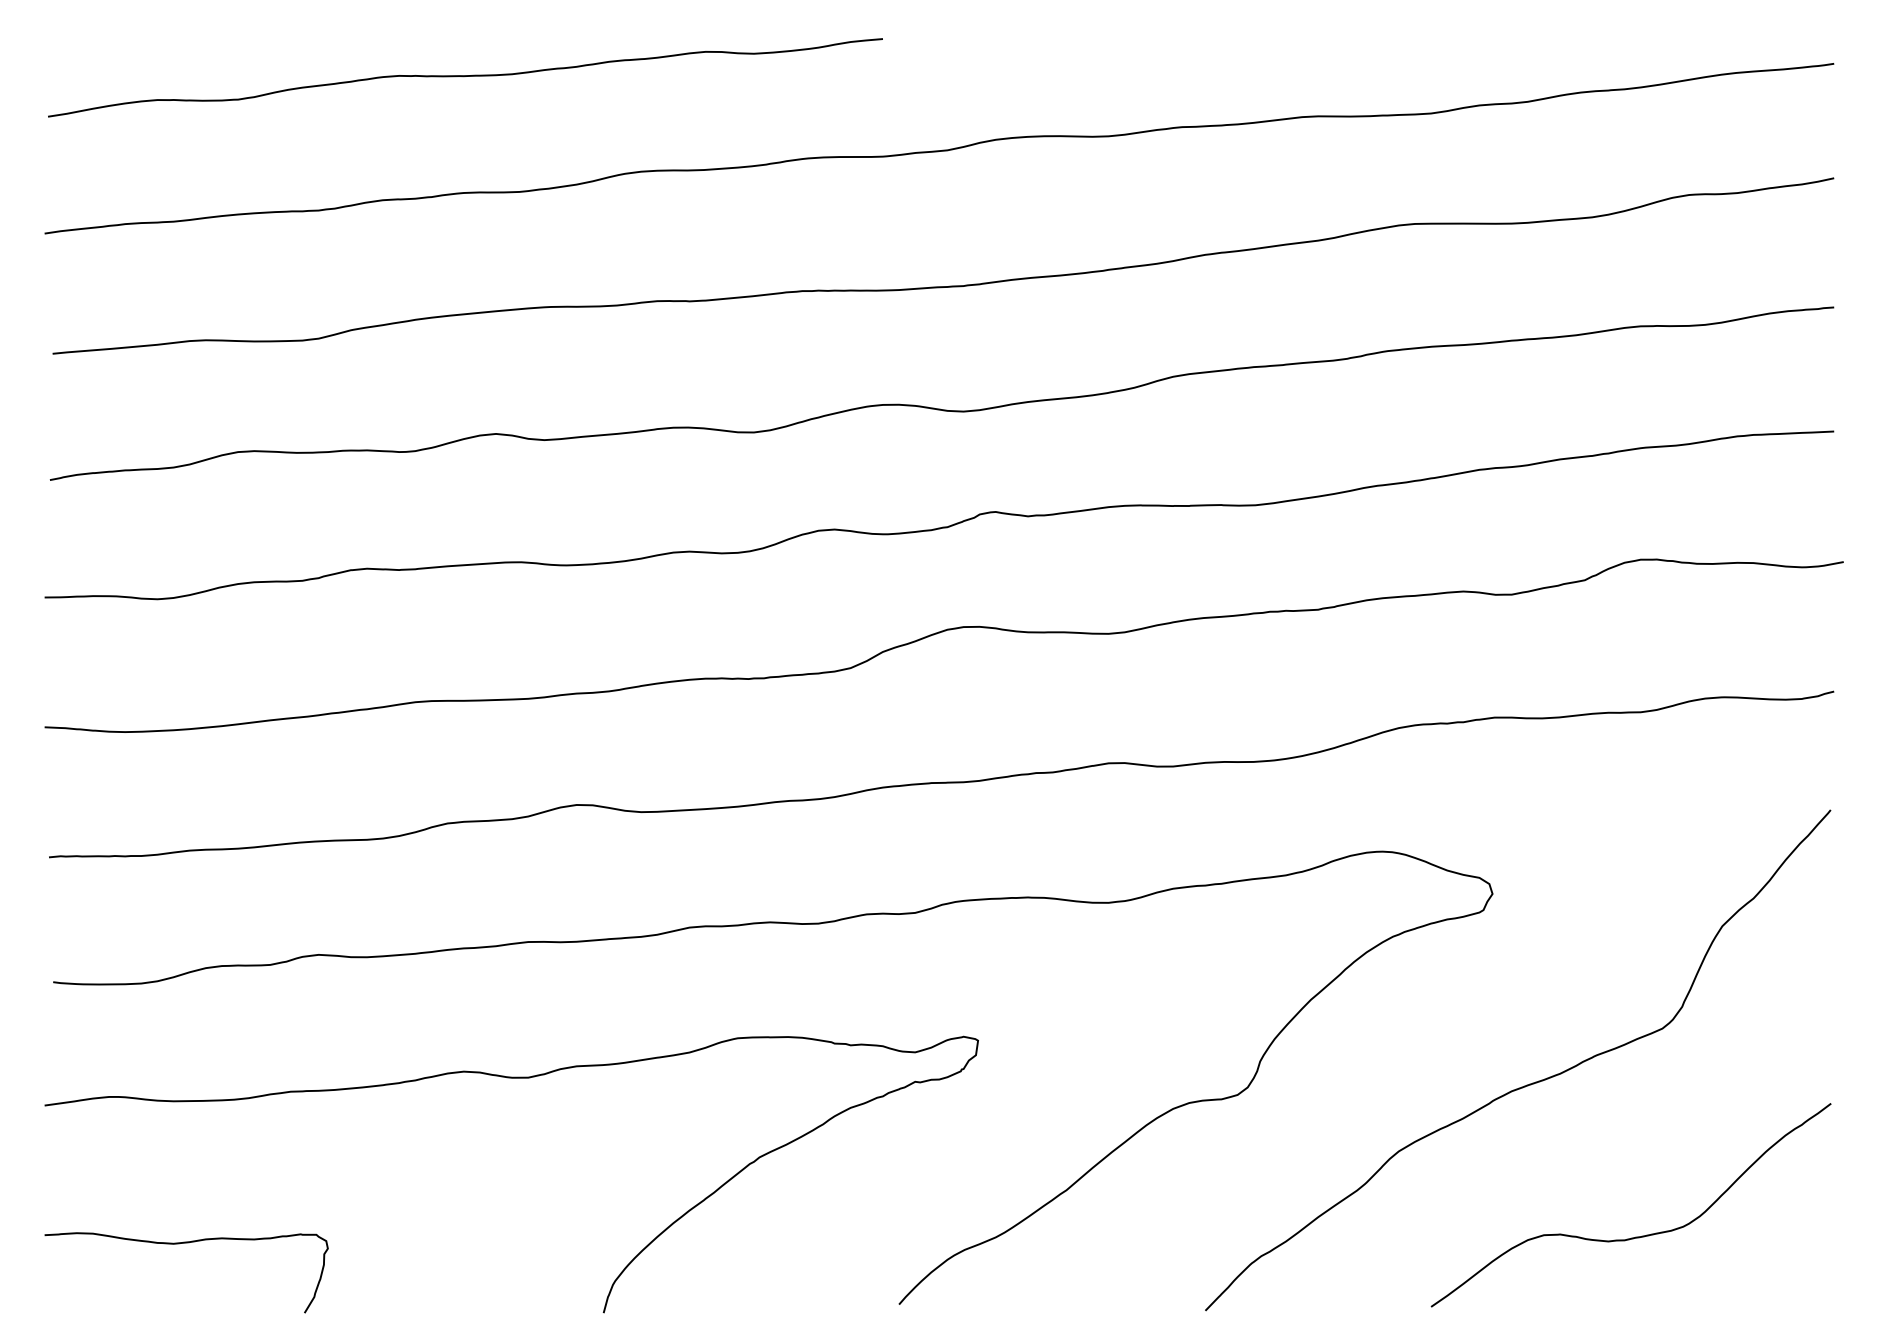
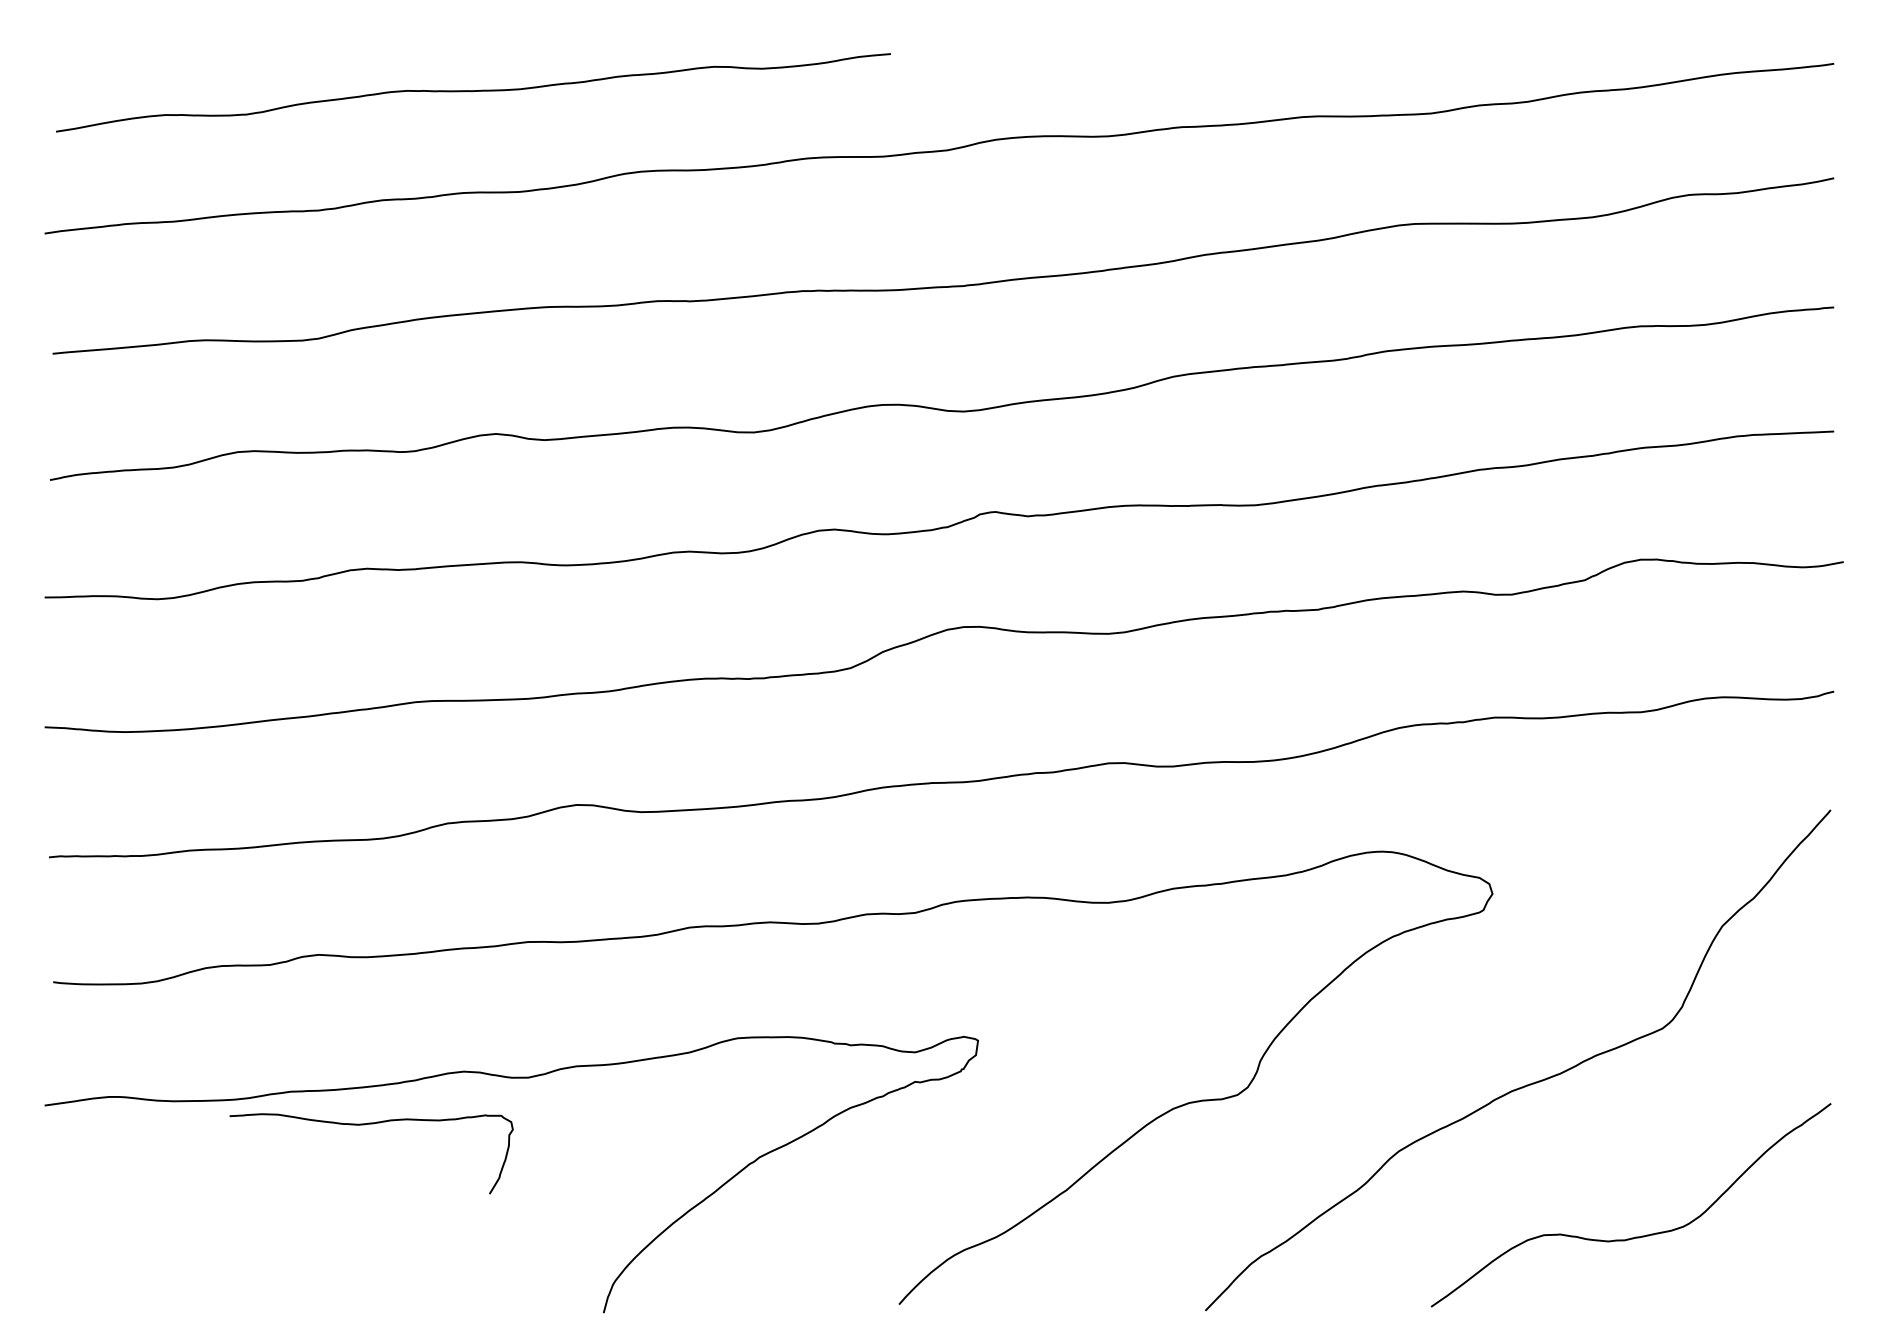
curve position: (465, 76) -> (473, 91) (473, 91)
curve position: (179, 1244) -> (364, 1125) (364, 1125)
